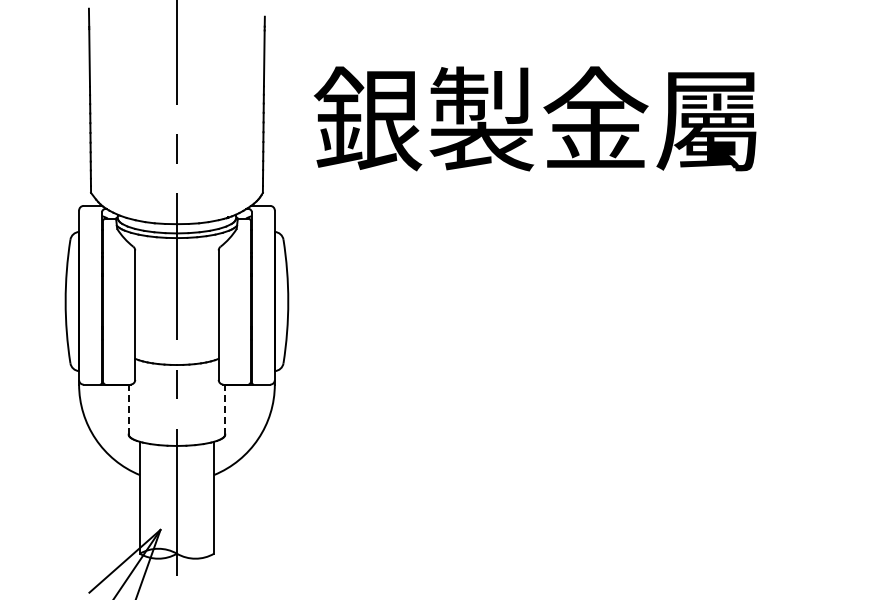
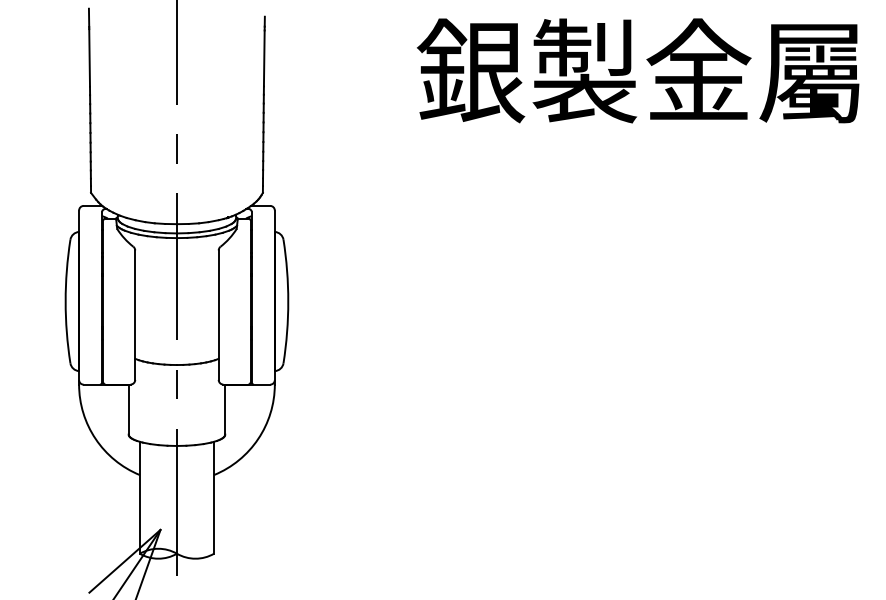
text position: (535, 118) -> (638, 70) (638, 70)
line: dashed -> solid (128, 409)
line: dashed -> solid (225, 409)
